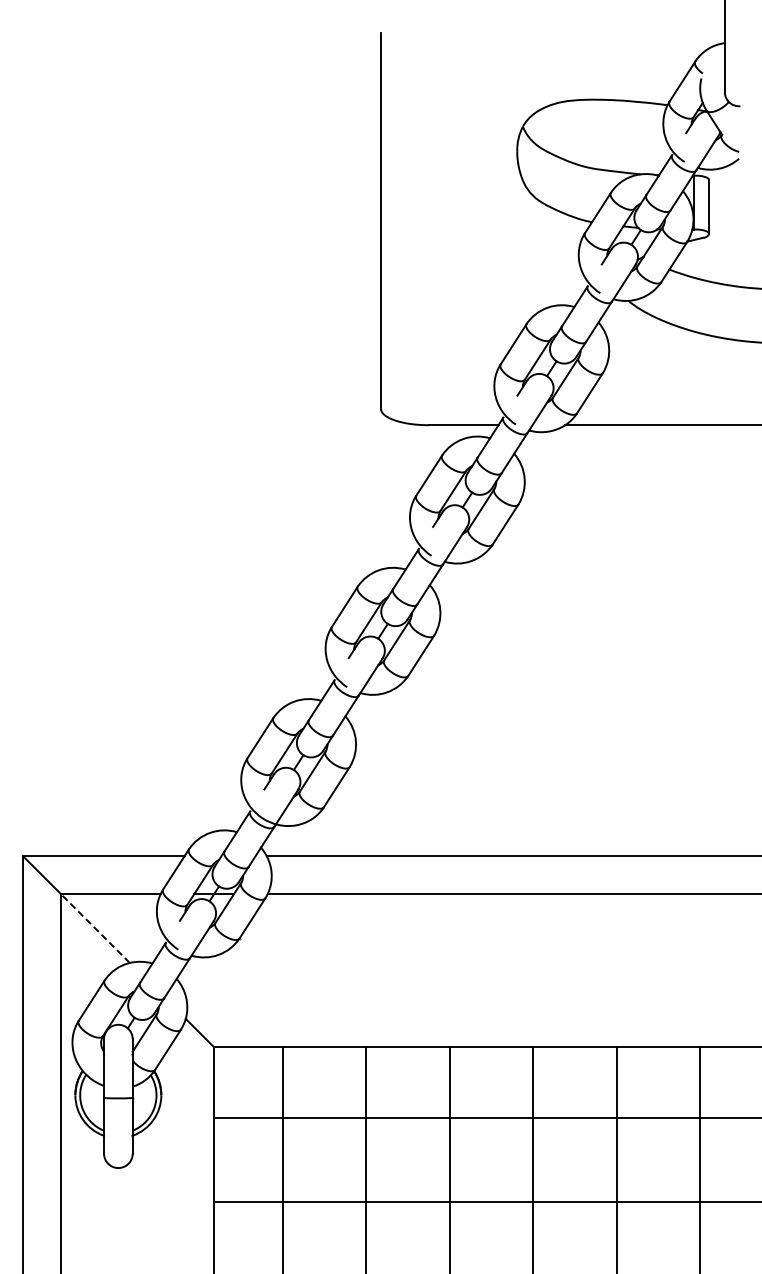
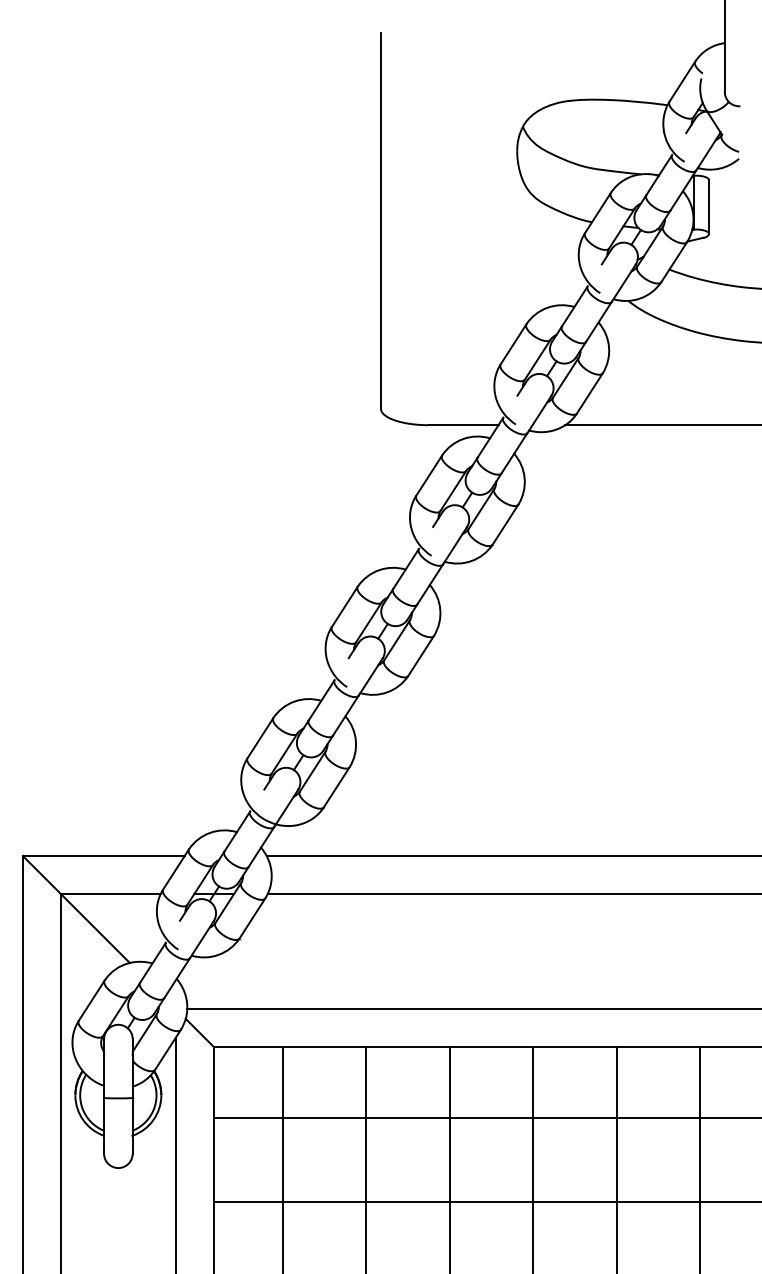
line: dashed -> solid (95, 928)
line: none -> present (472, 1008)
line: none -> present (175, 1153)
